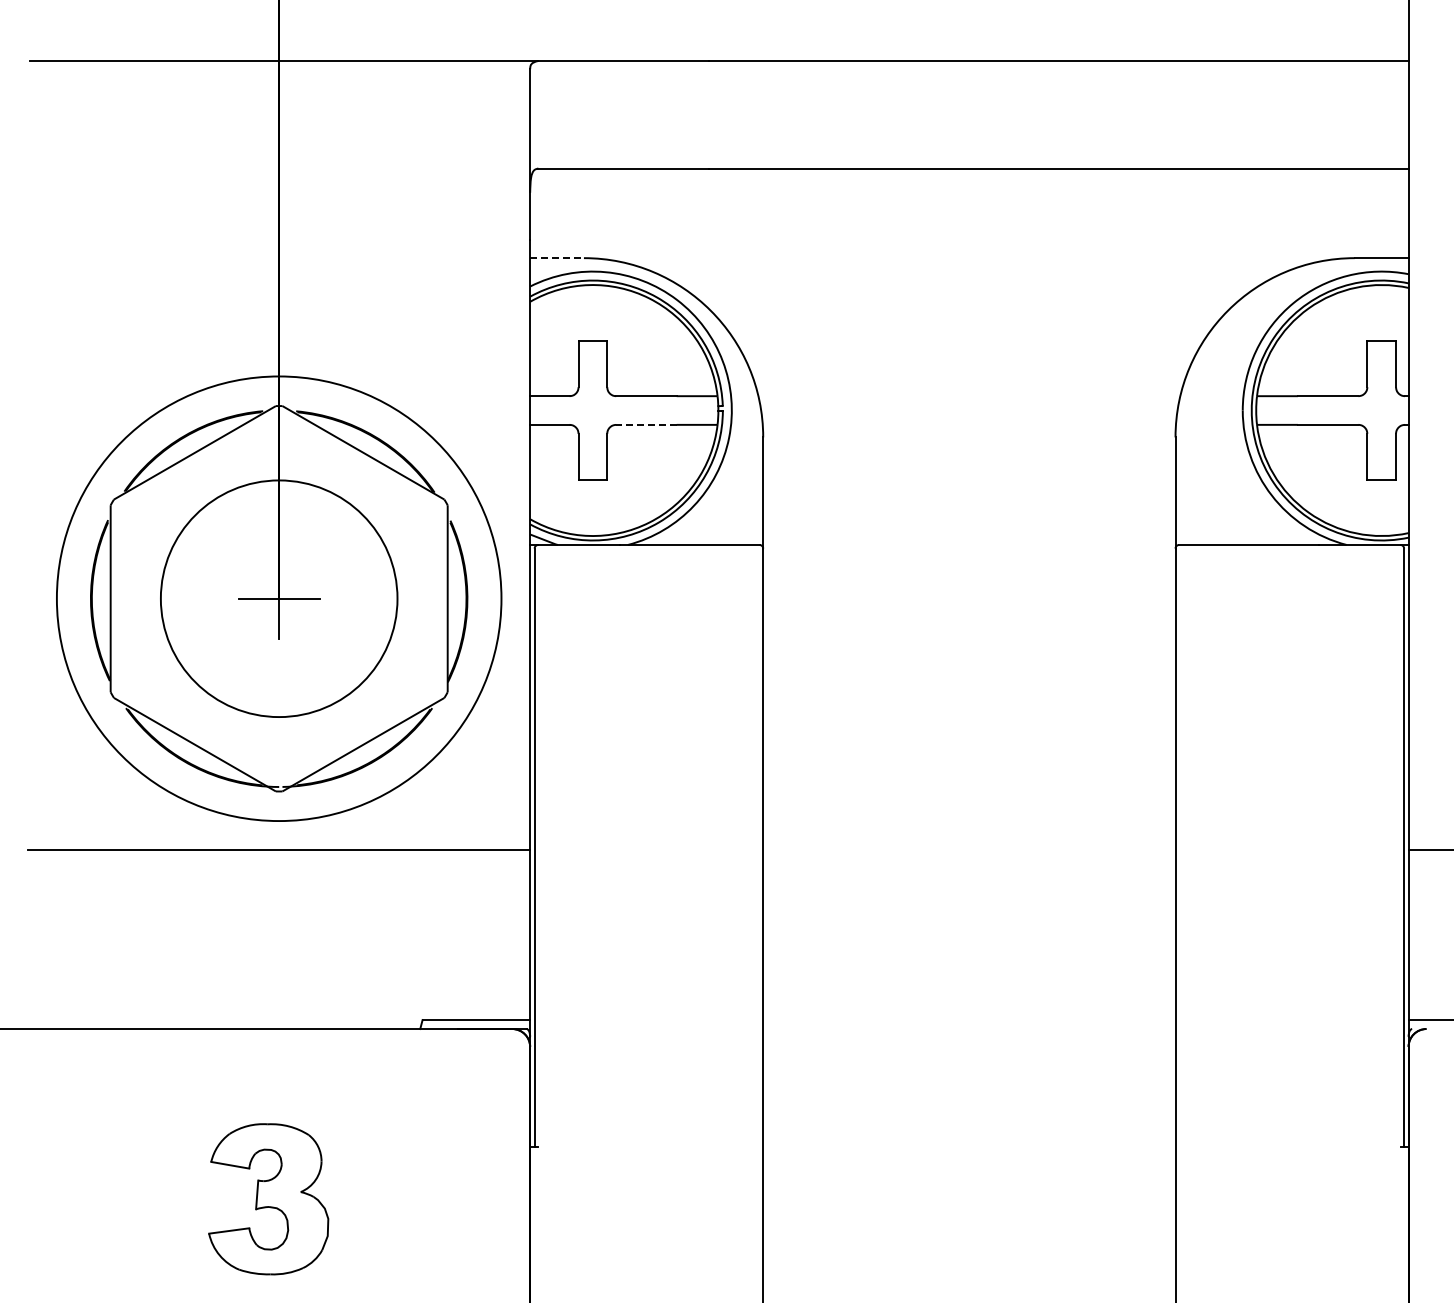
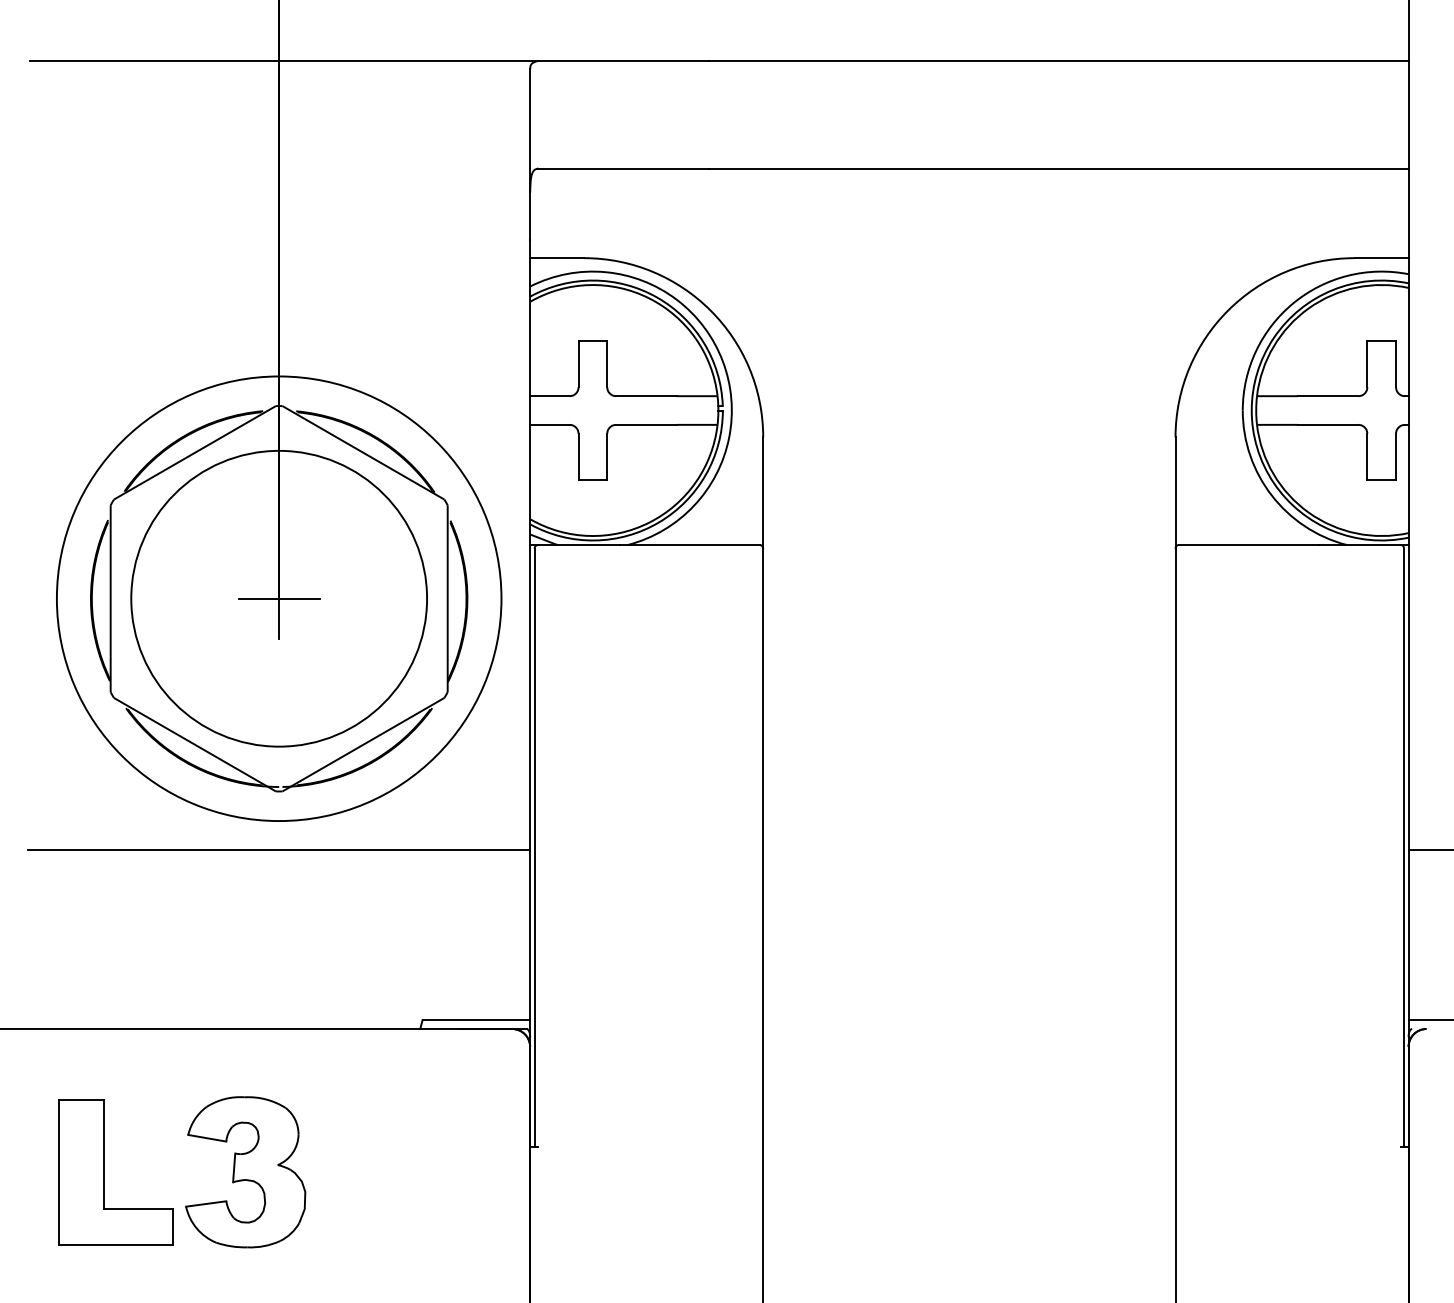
line: dashed -> solid (557, 258)
line: dashed -> solid (645, 424)
circle diameter: 237 px -> 296 px (279, 598)
part: none -> present (104, 1172)
part position: (268, 1199) -> (245, 1172) (245, 1172)
